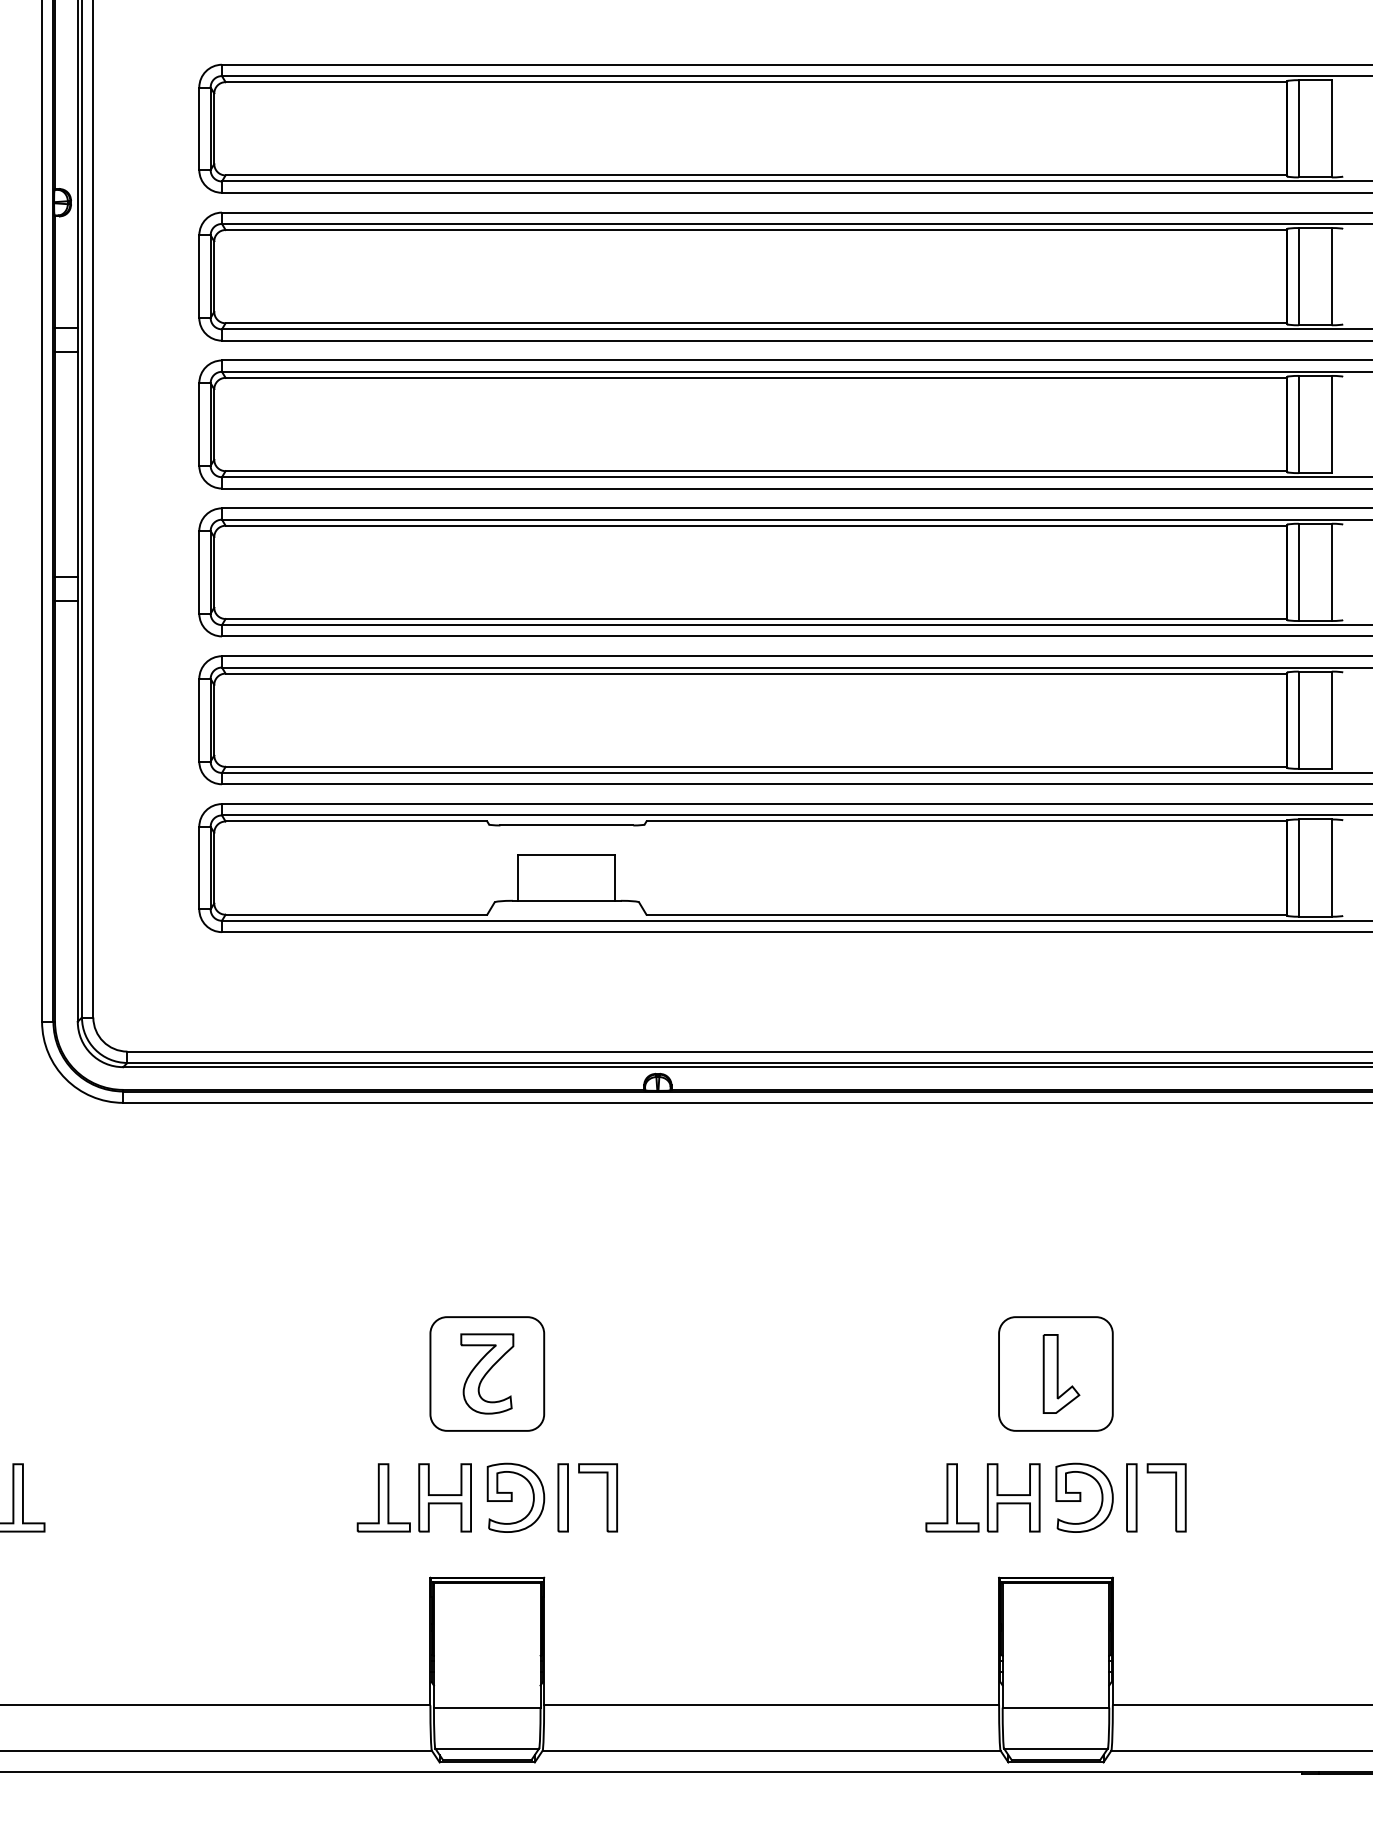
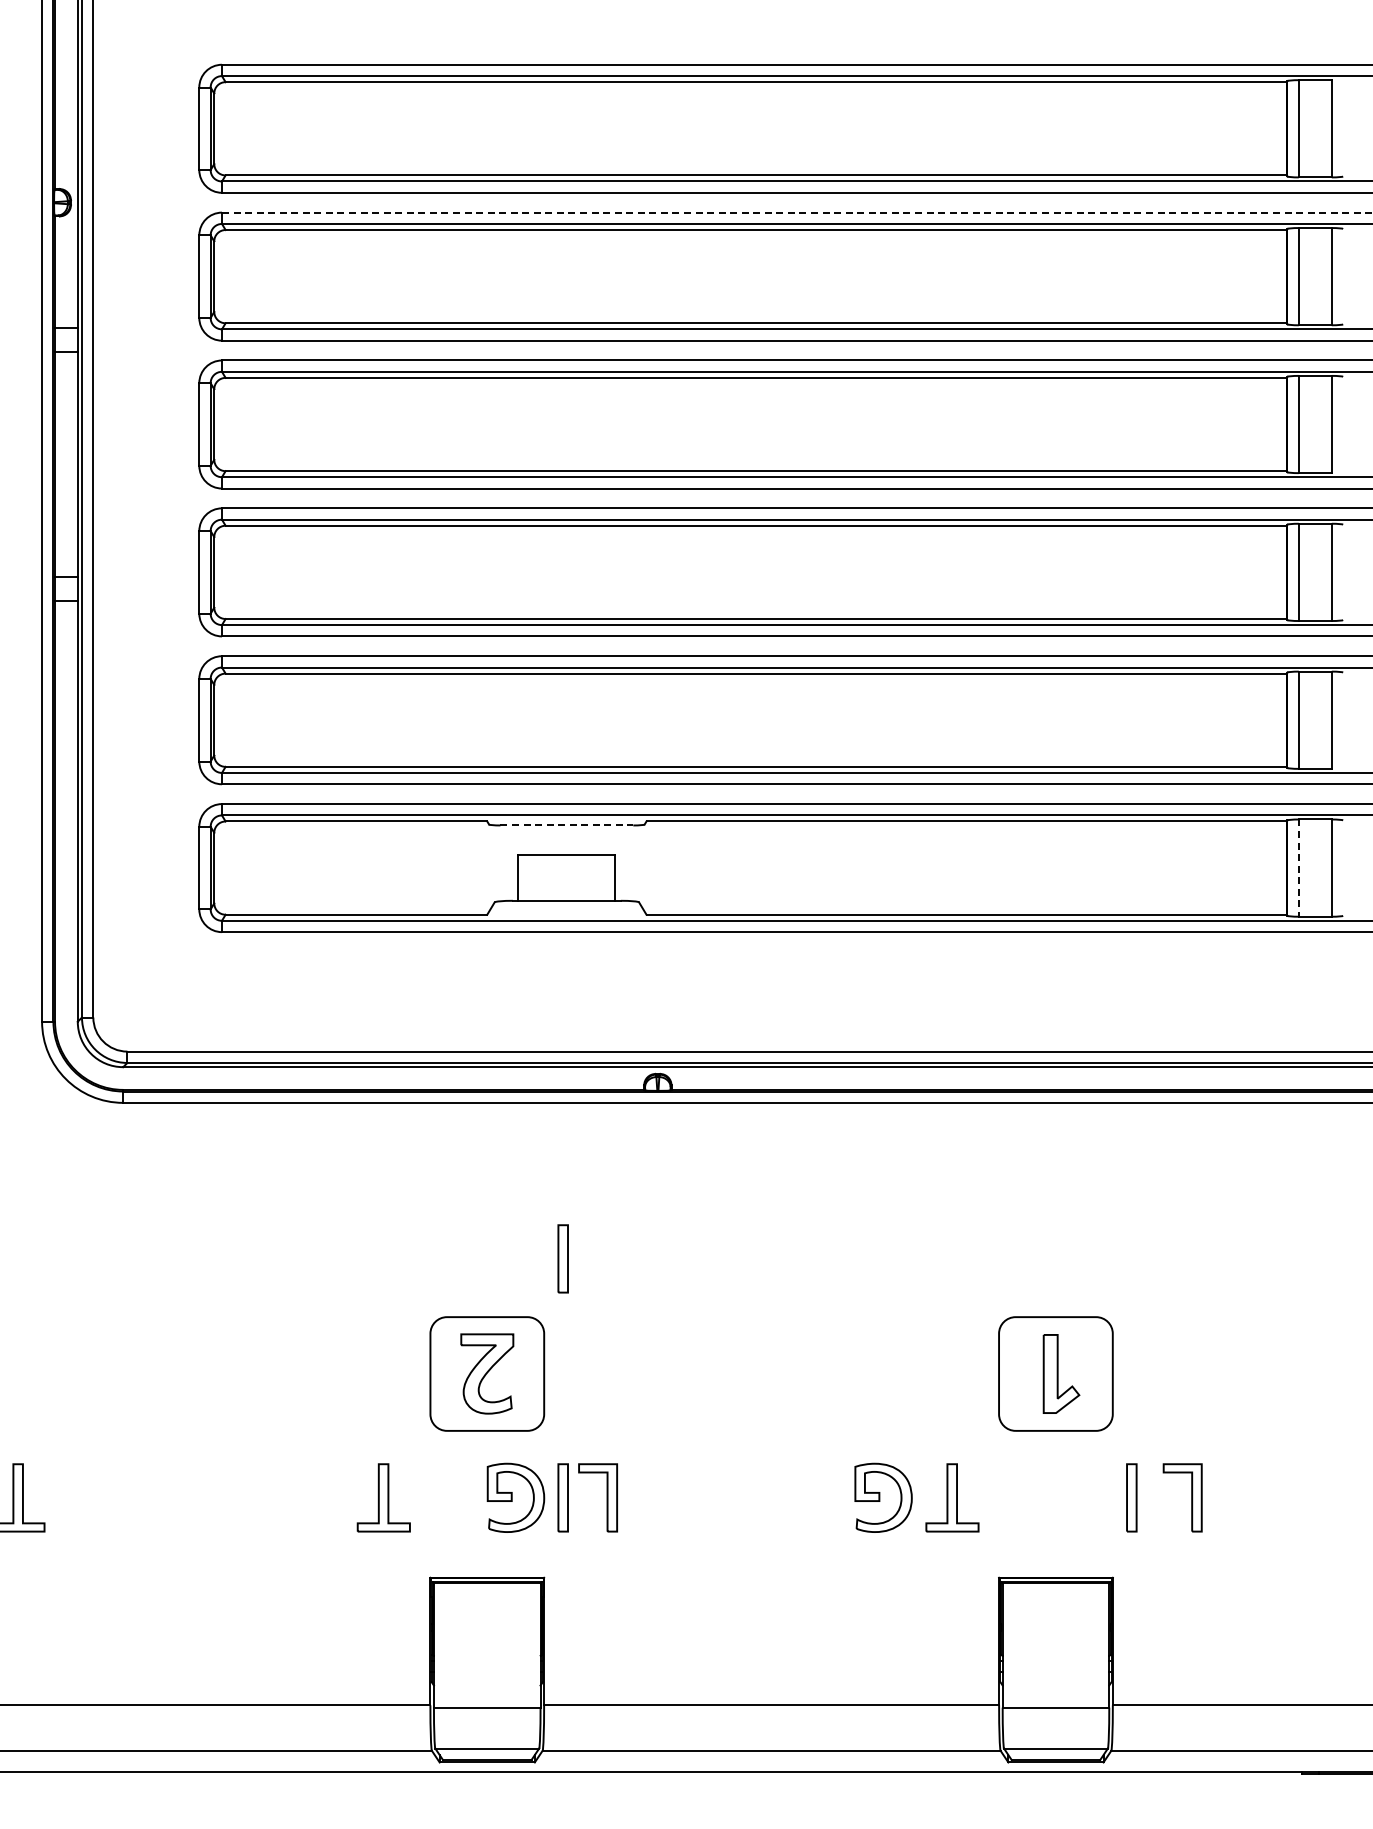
line: solid -> dashed (797, 212)
line: solid -> dashed (567, 825)
line: solid -> dashed (1298, 868)
part: none -> present (562, 1258)
part: present -> none (444, 1497)
part: present -> none (1013, 1497)
part position: (1084, 1497) -> (883, 1497) (883, 1497)
part position: (1175, 1497) -> (1191, 1497) (1191, 1497)
